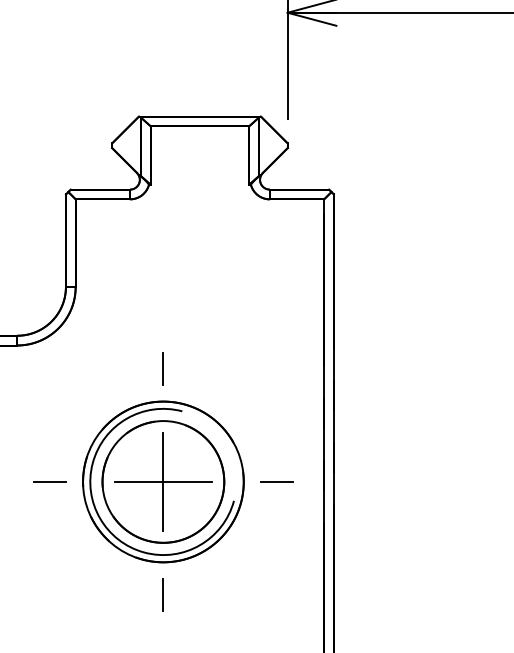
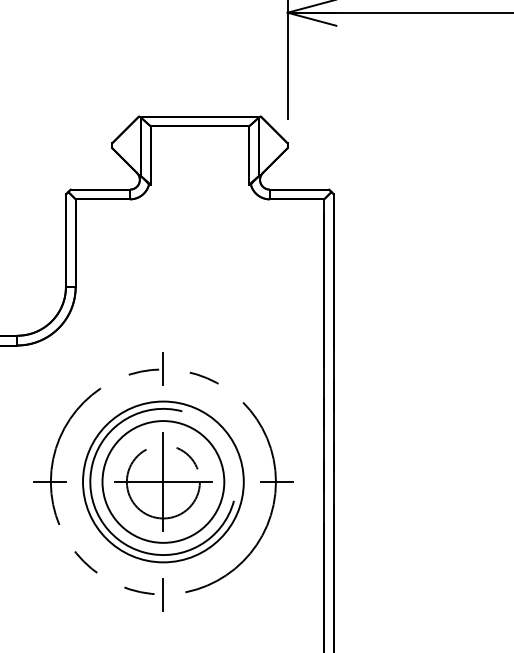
circle diameter: 122 px -> 73 px (162, 481)
circle diameter: 161 px -> 225 px (162, 481)
